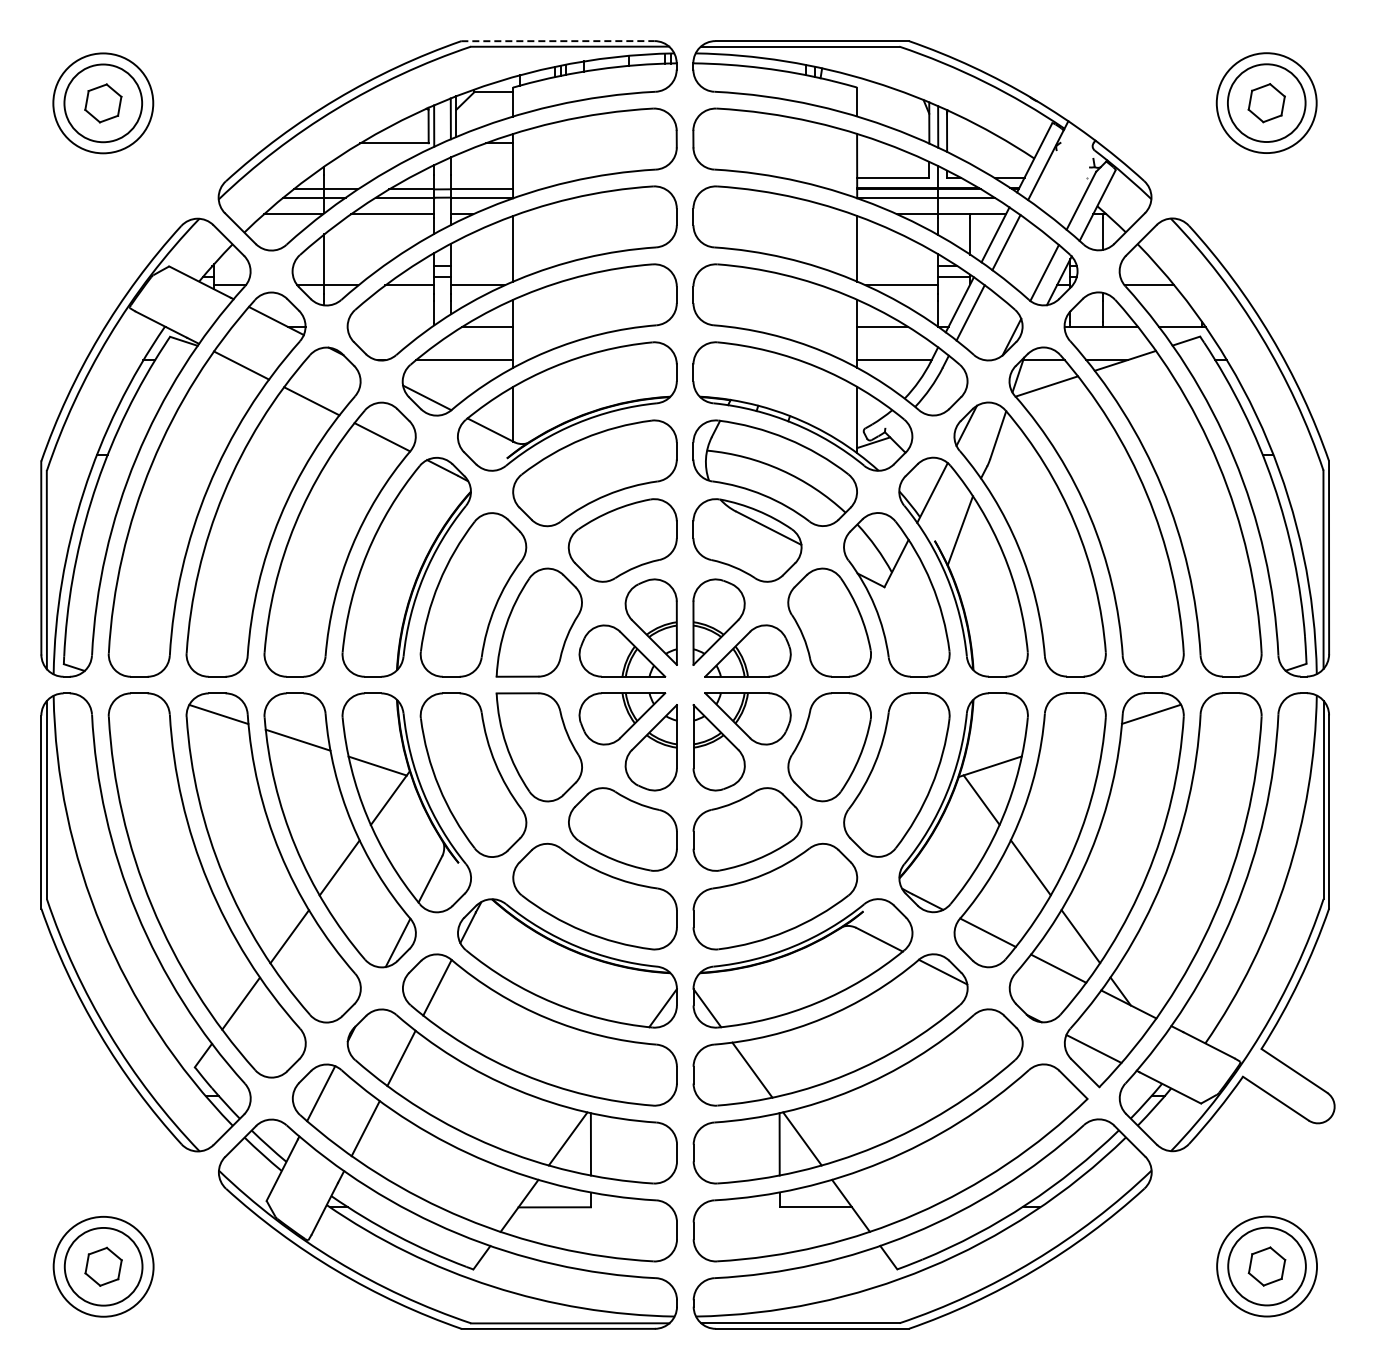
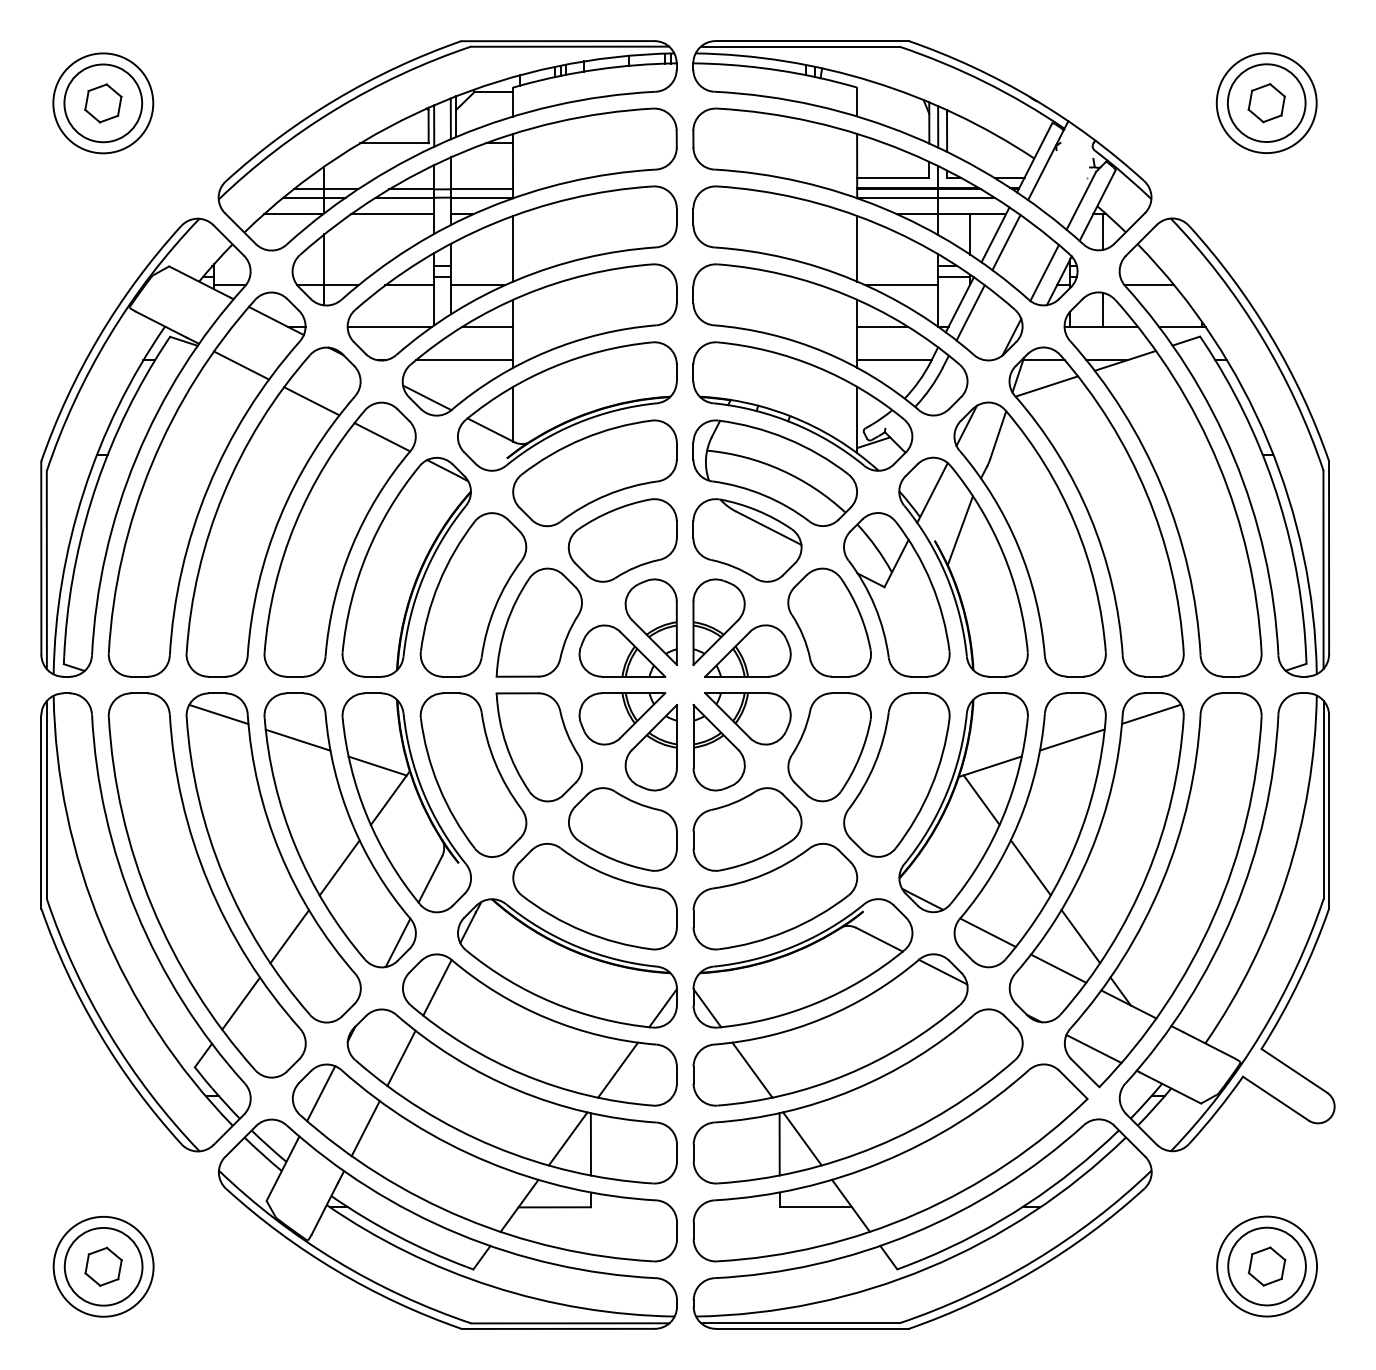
line: dashed -> solid (557, 41)
line: none -> present (389, 327)
line: none -> present (1071, 739)
line: none -> present (618, 1069)
